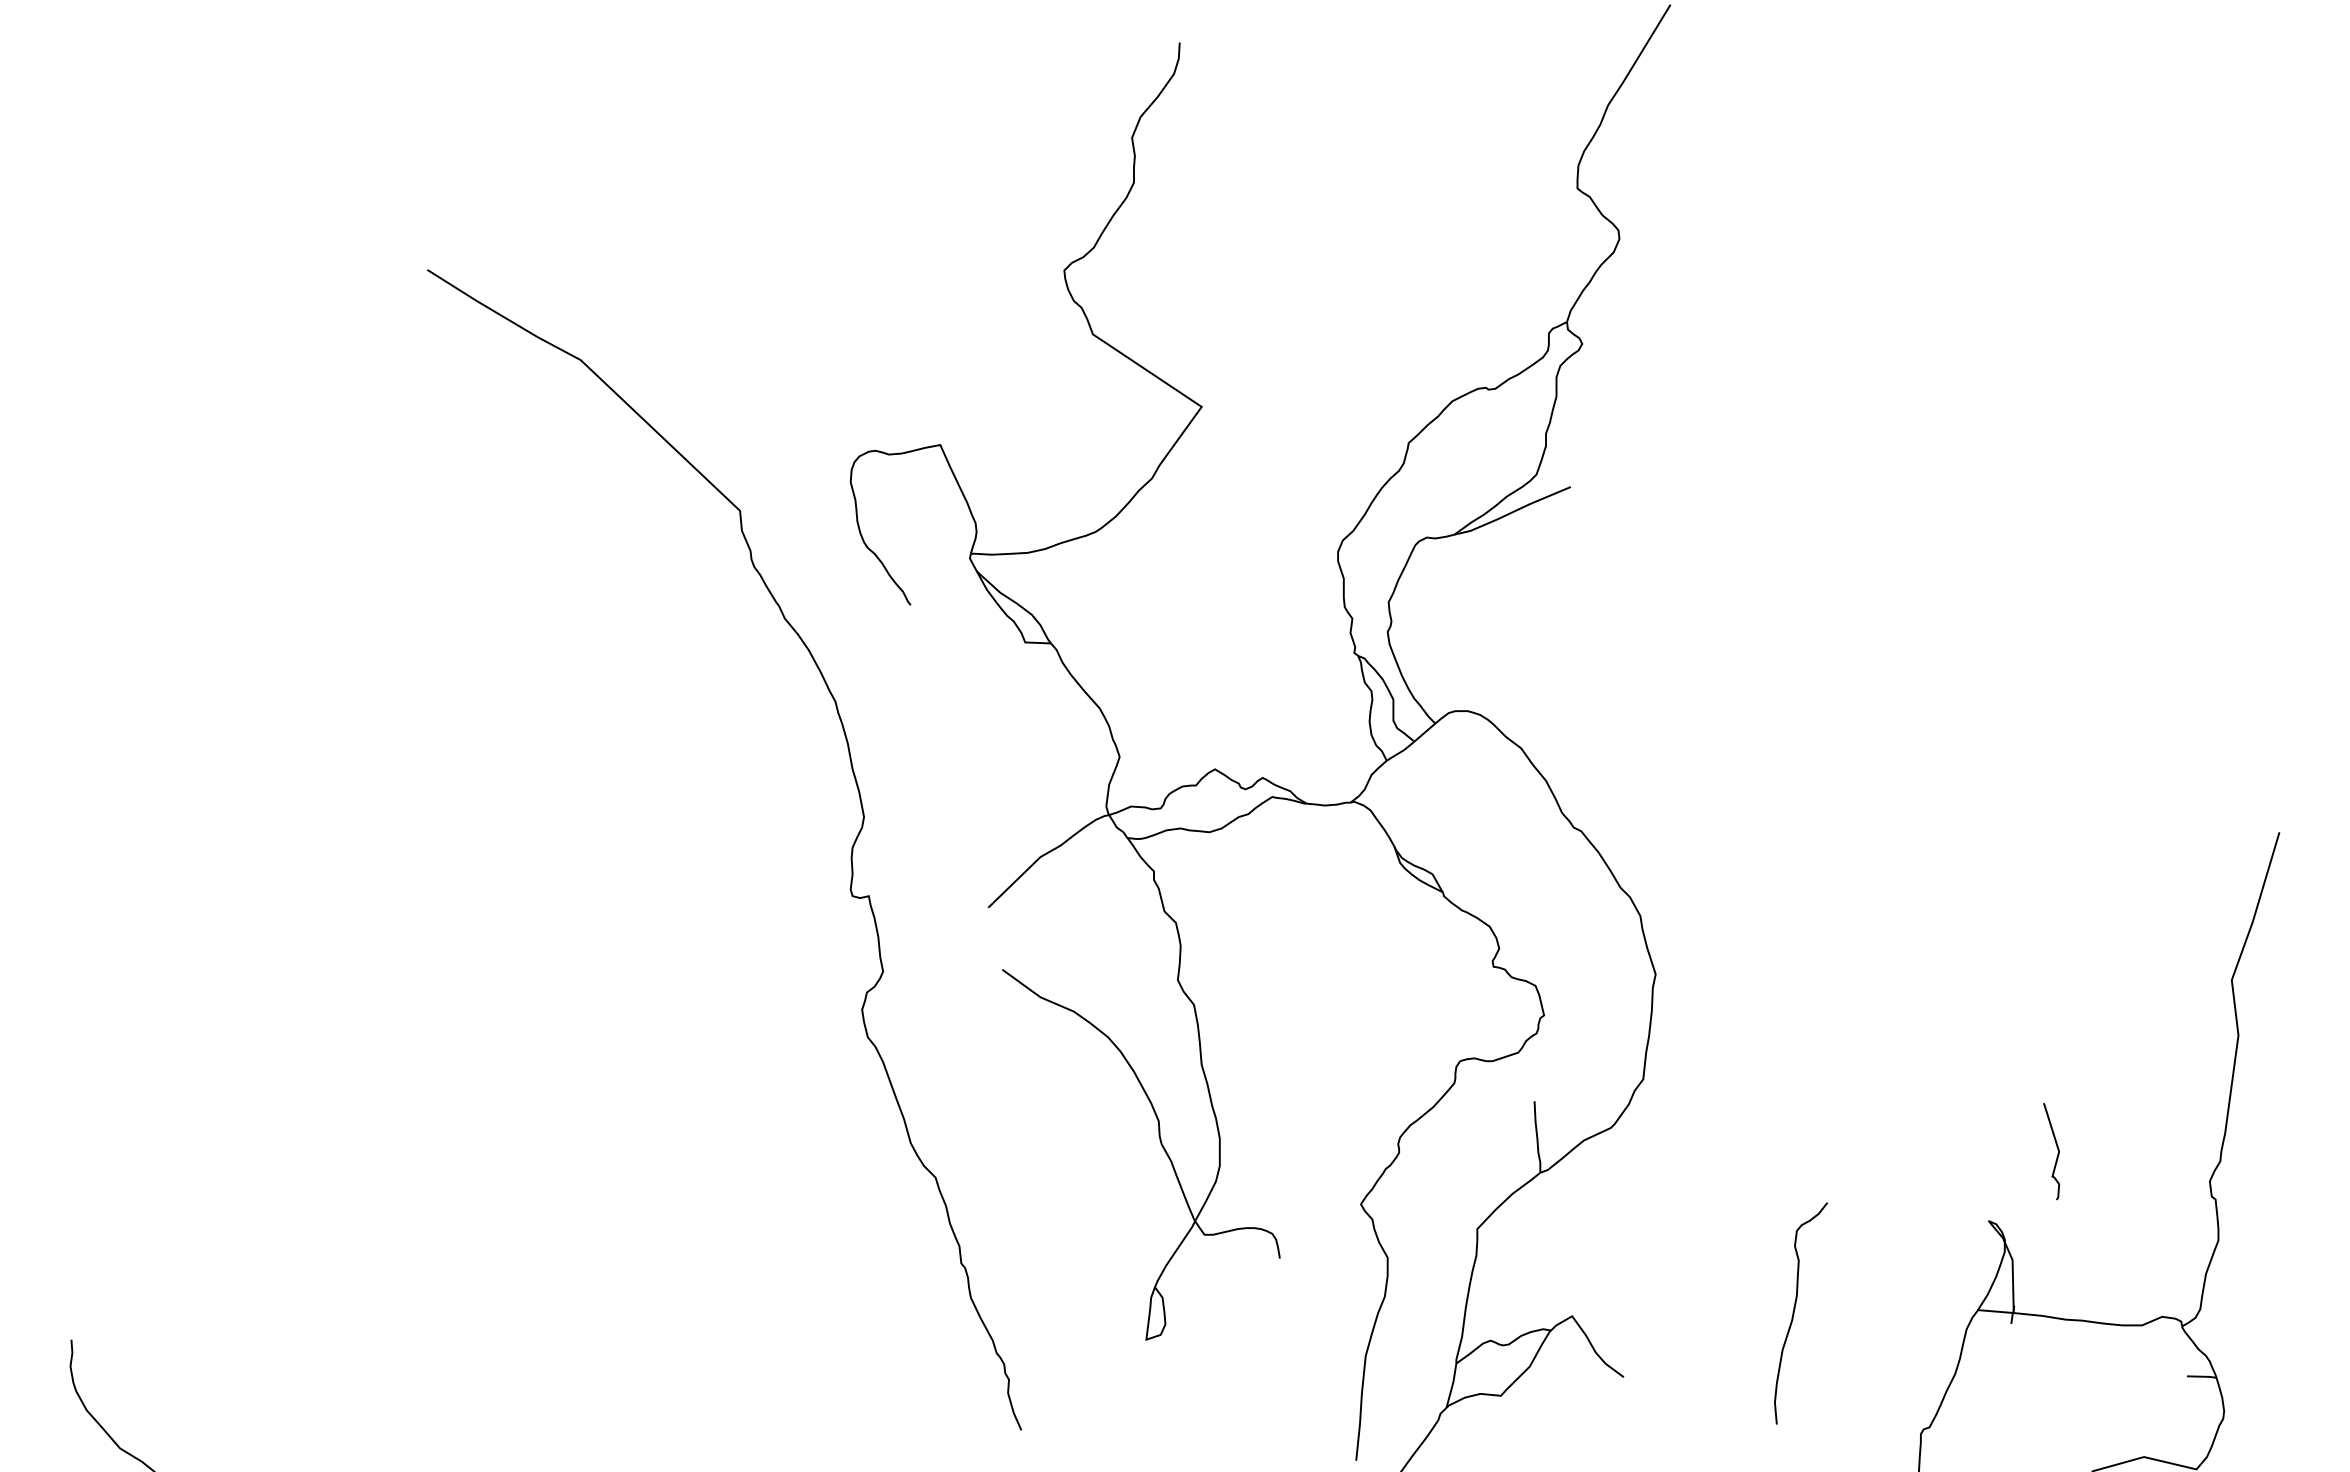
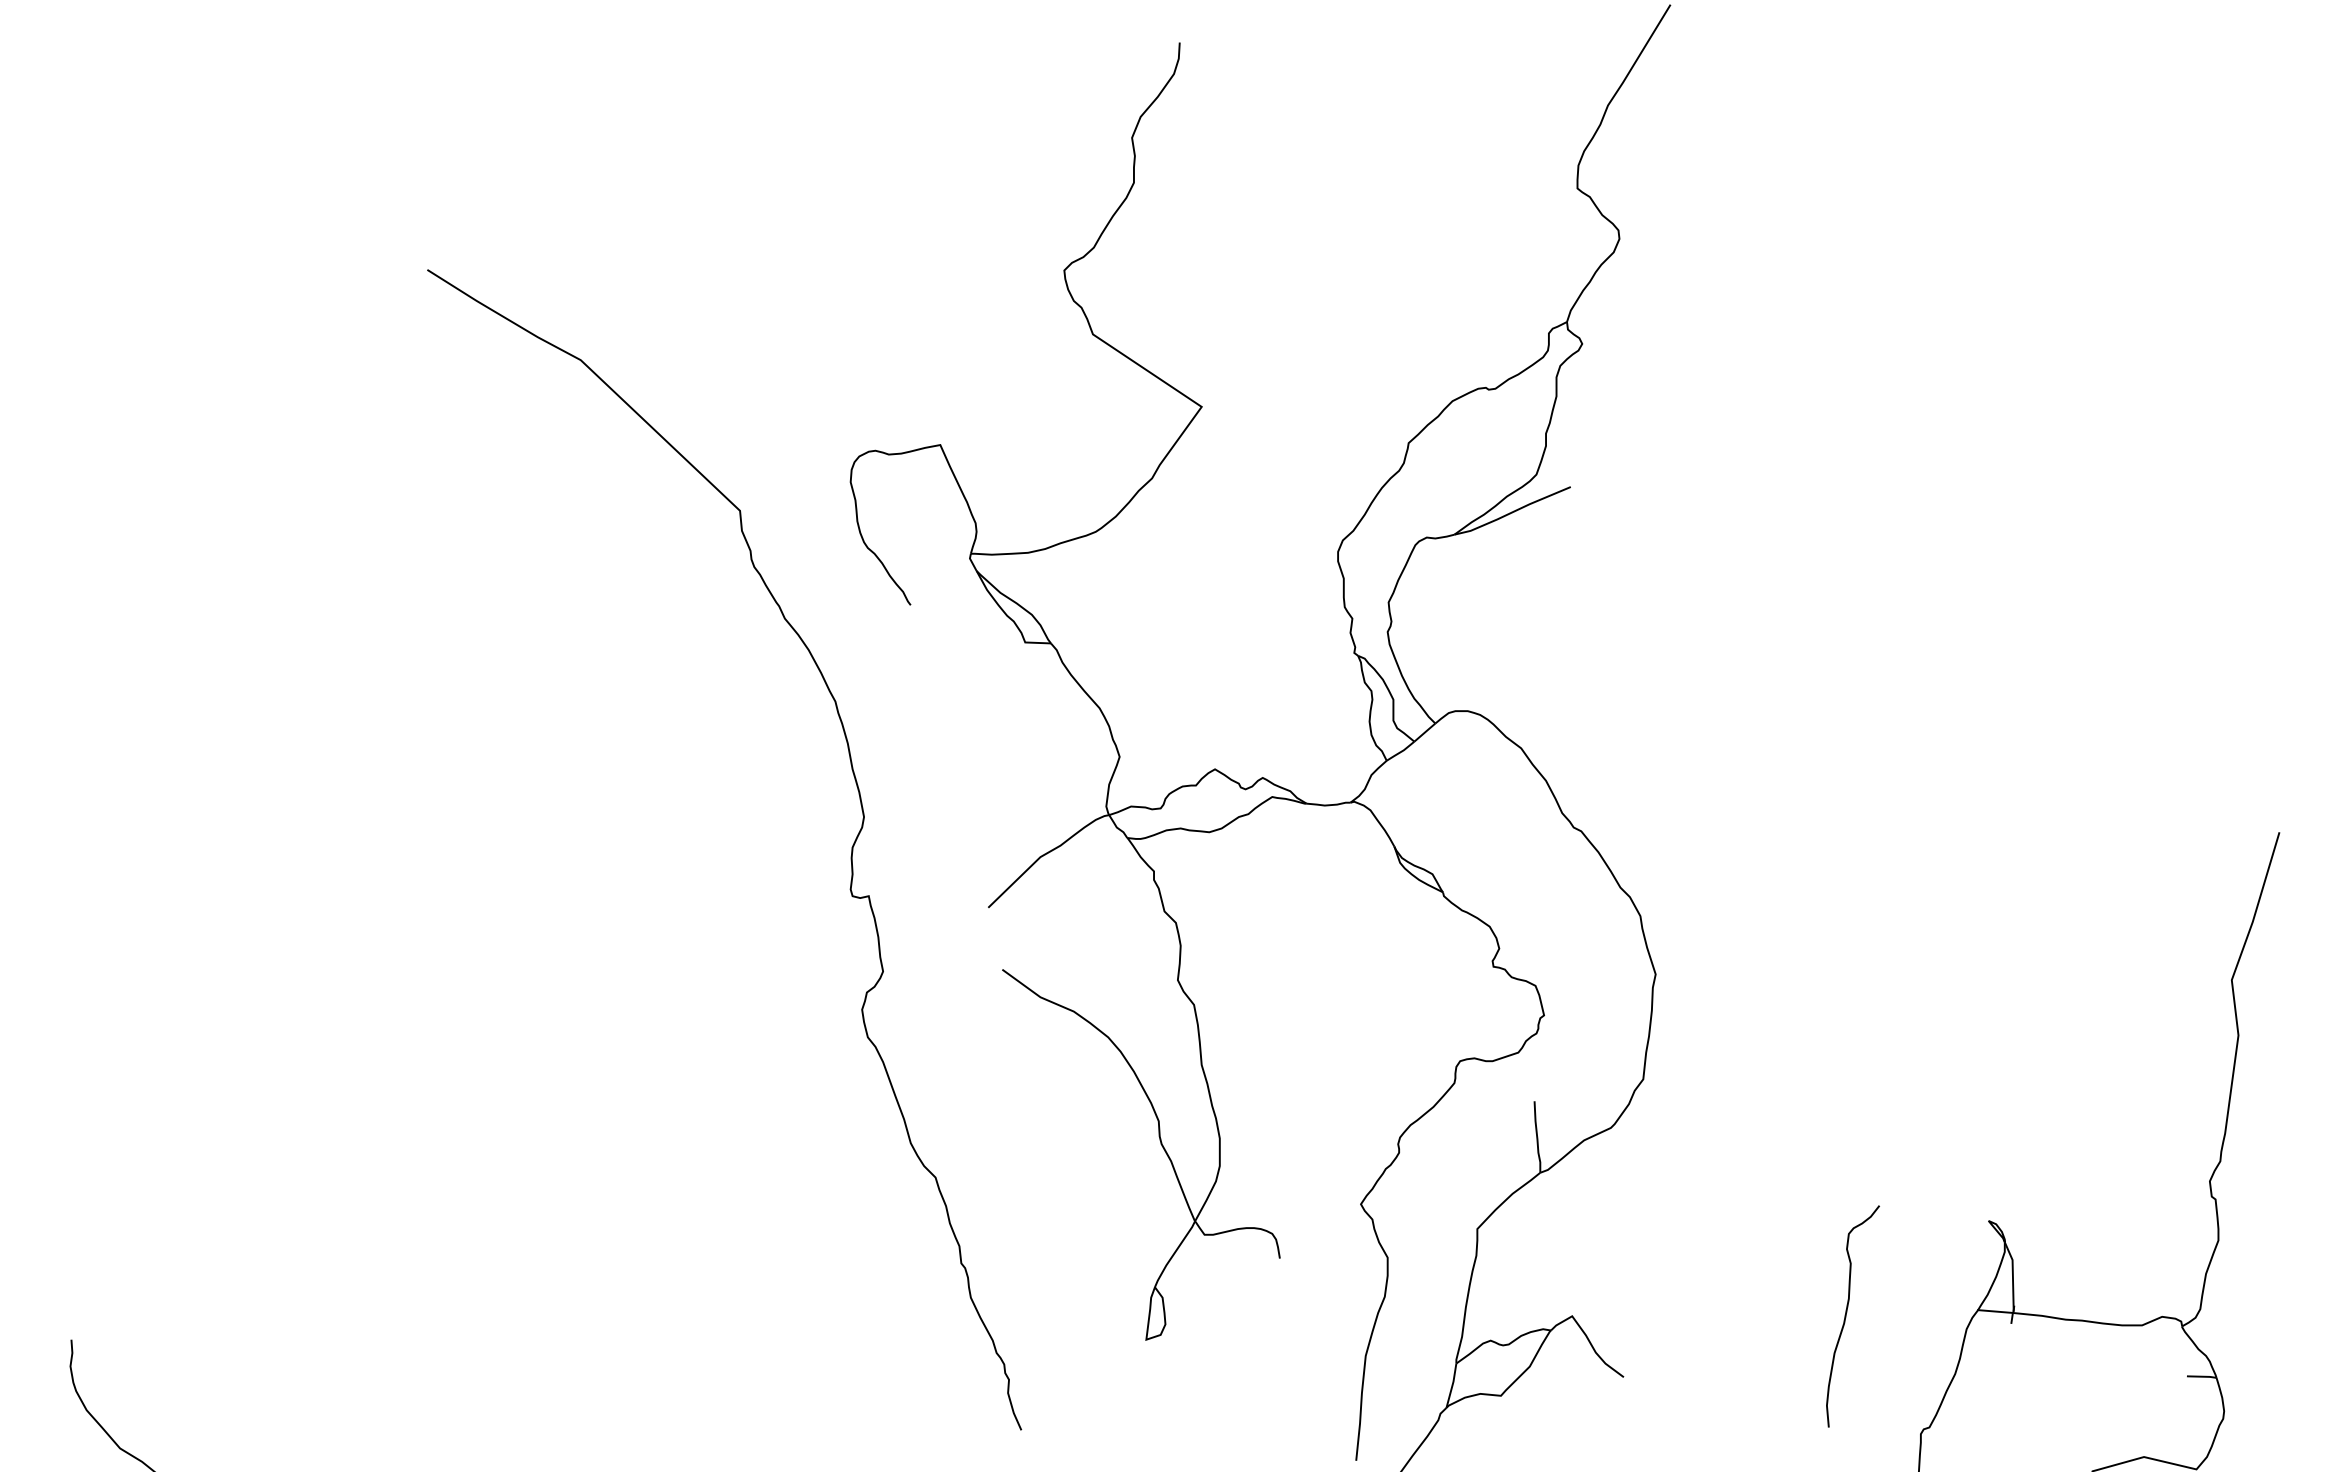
curve: present -> none (2057, 1150)
curve position: (1794, 1313) -> (1846, 1316) (1846, 1316)
